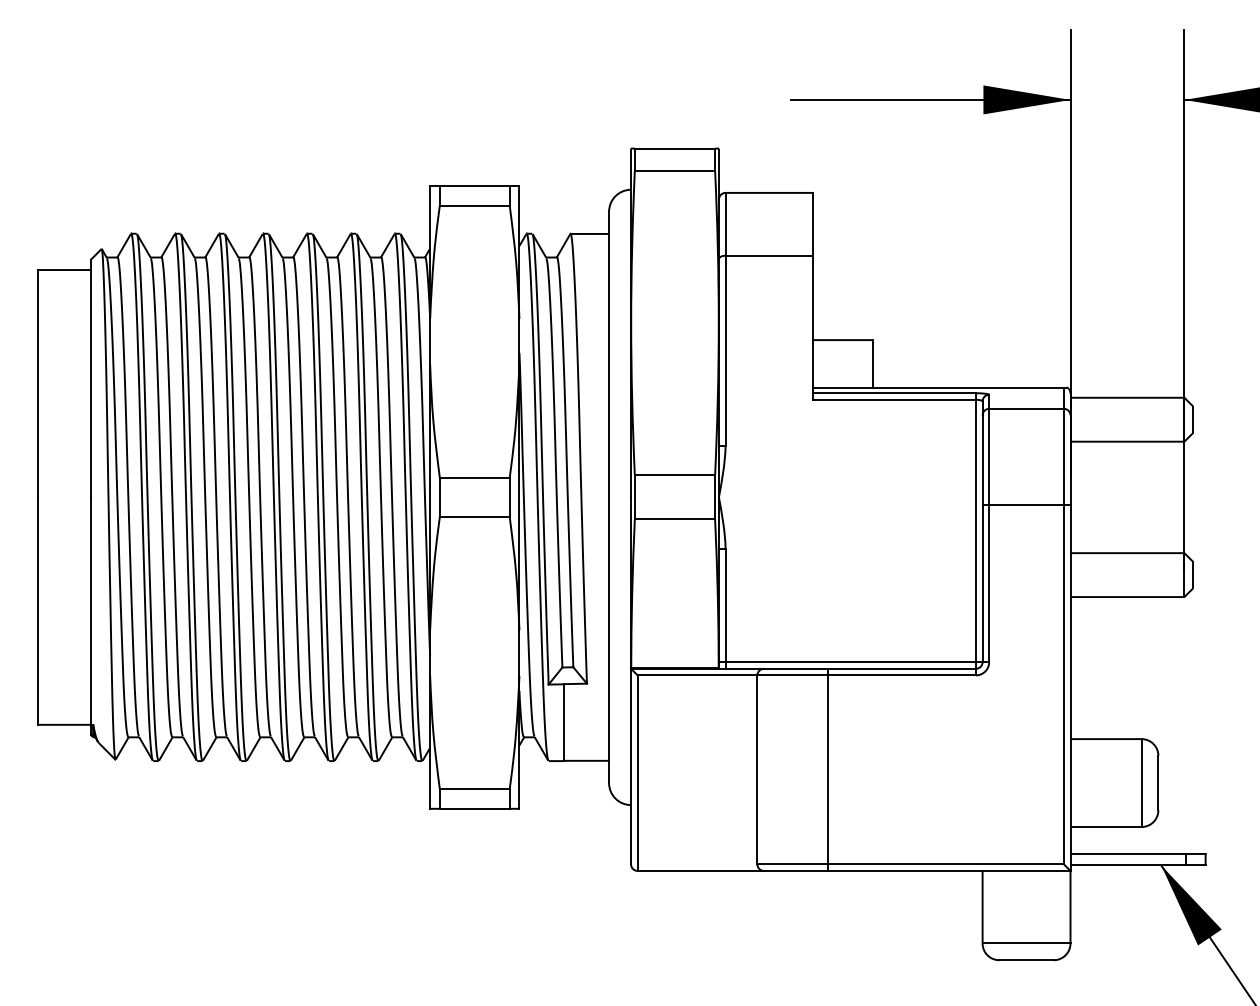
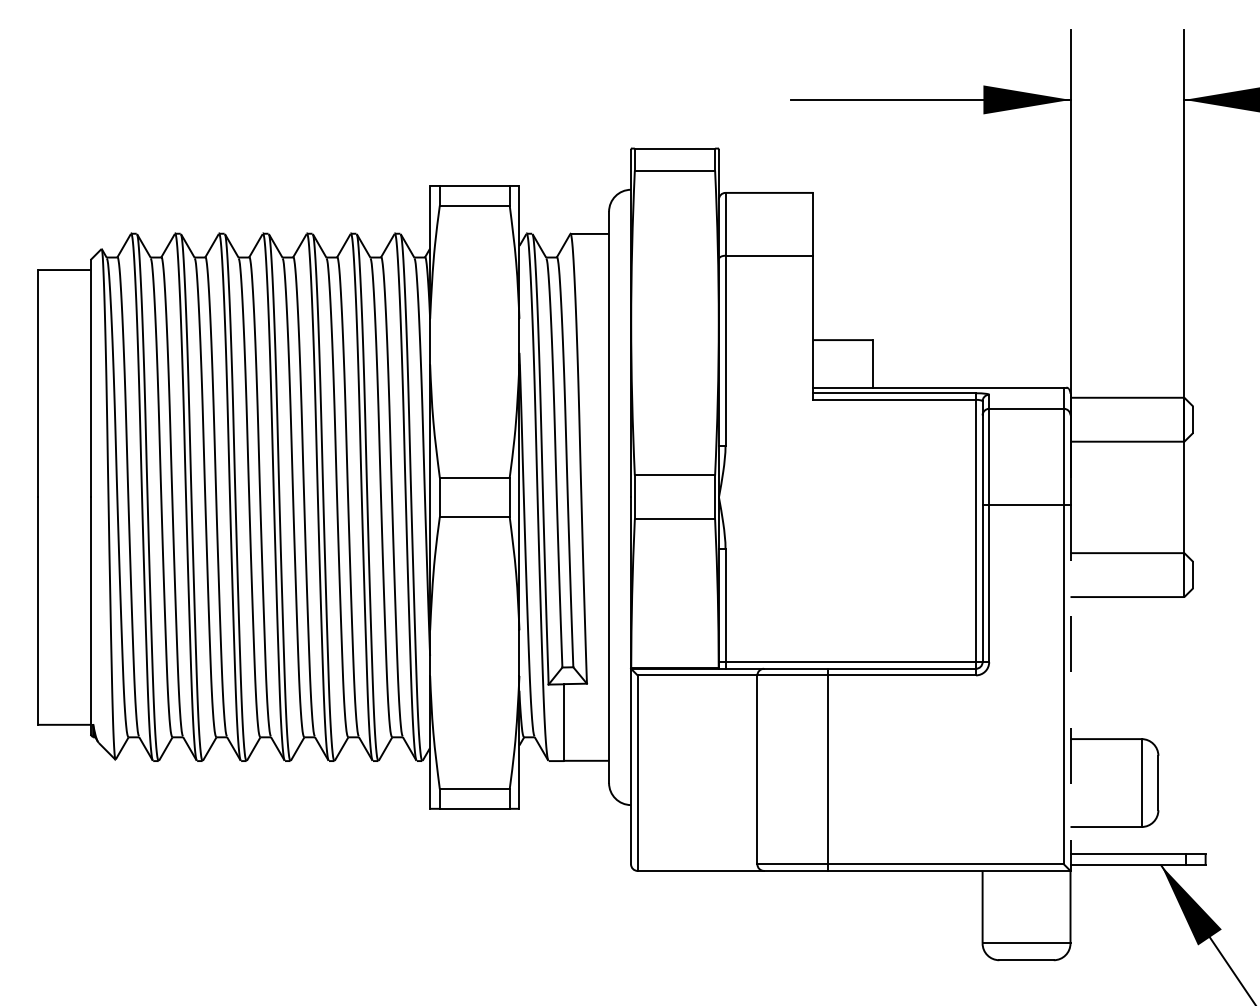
line: solid -> dashed (1070, 688)
